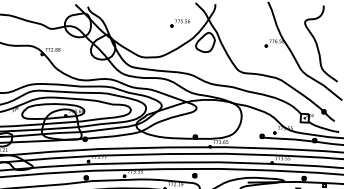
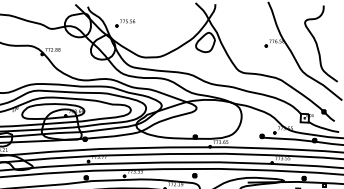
part position: (180, 23) -> (125, 23) (125, 23)
